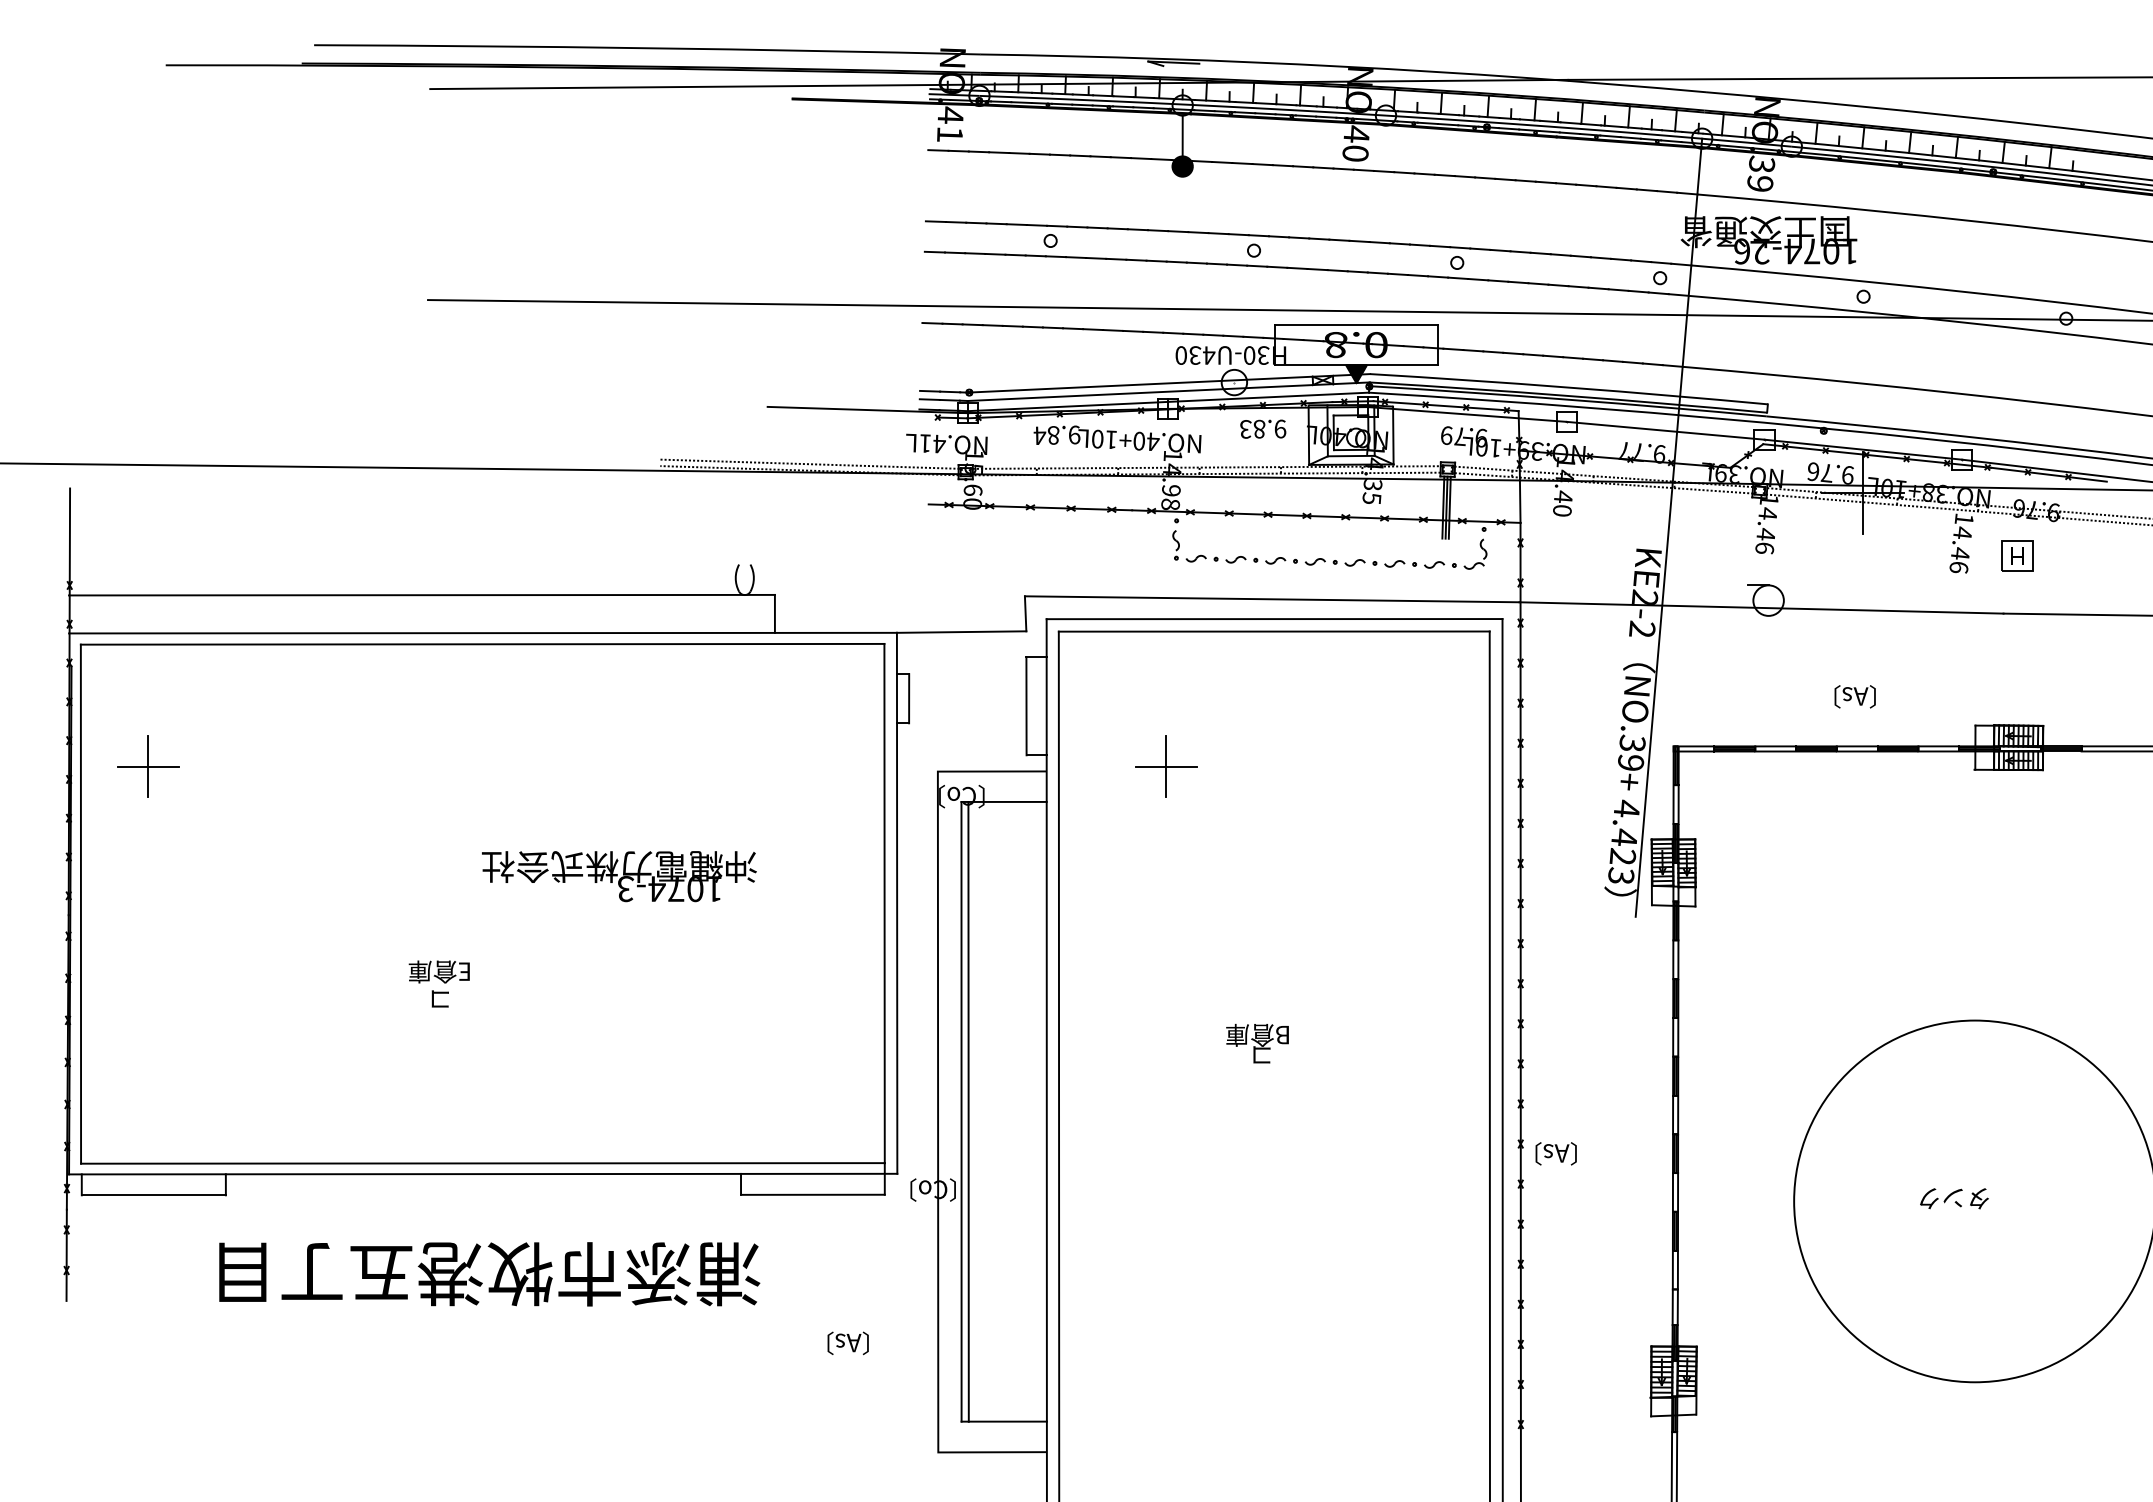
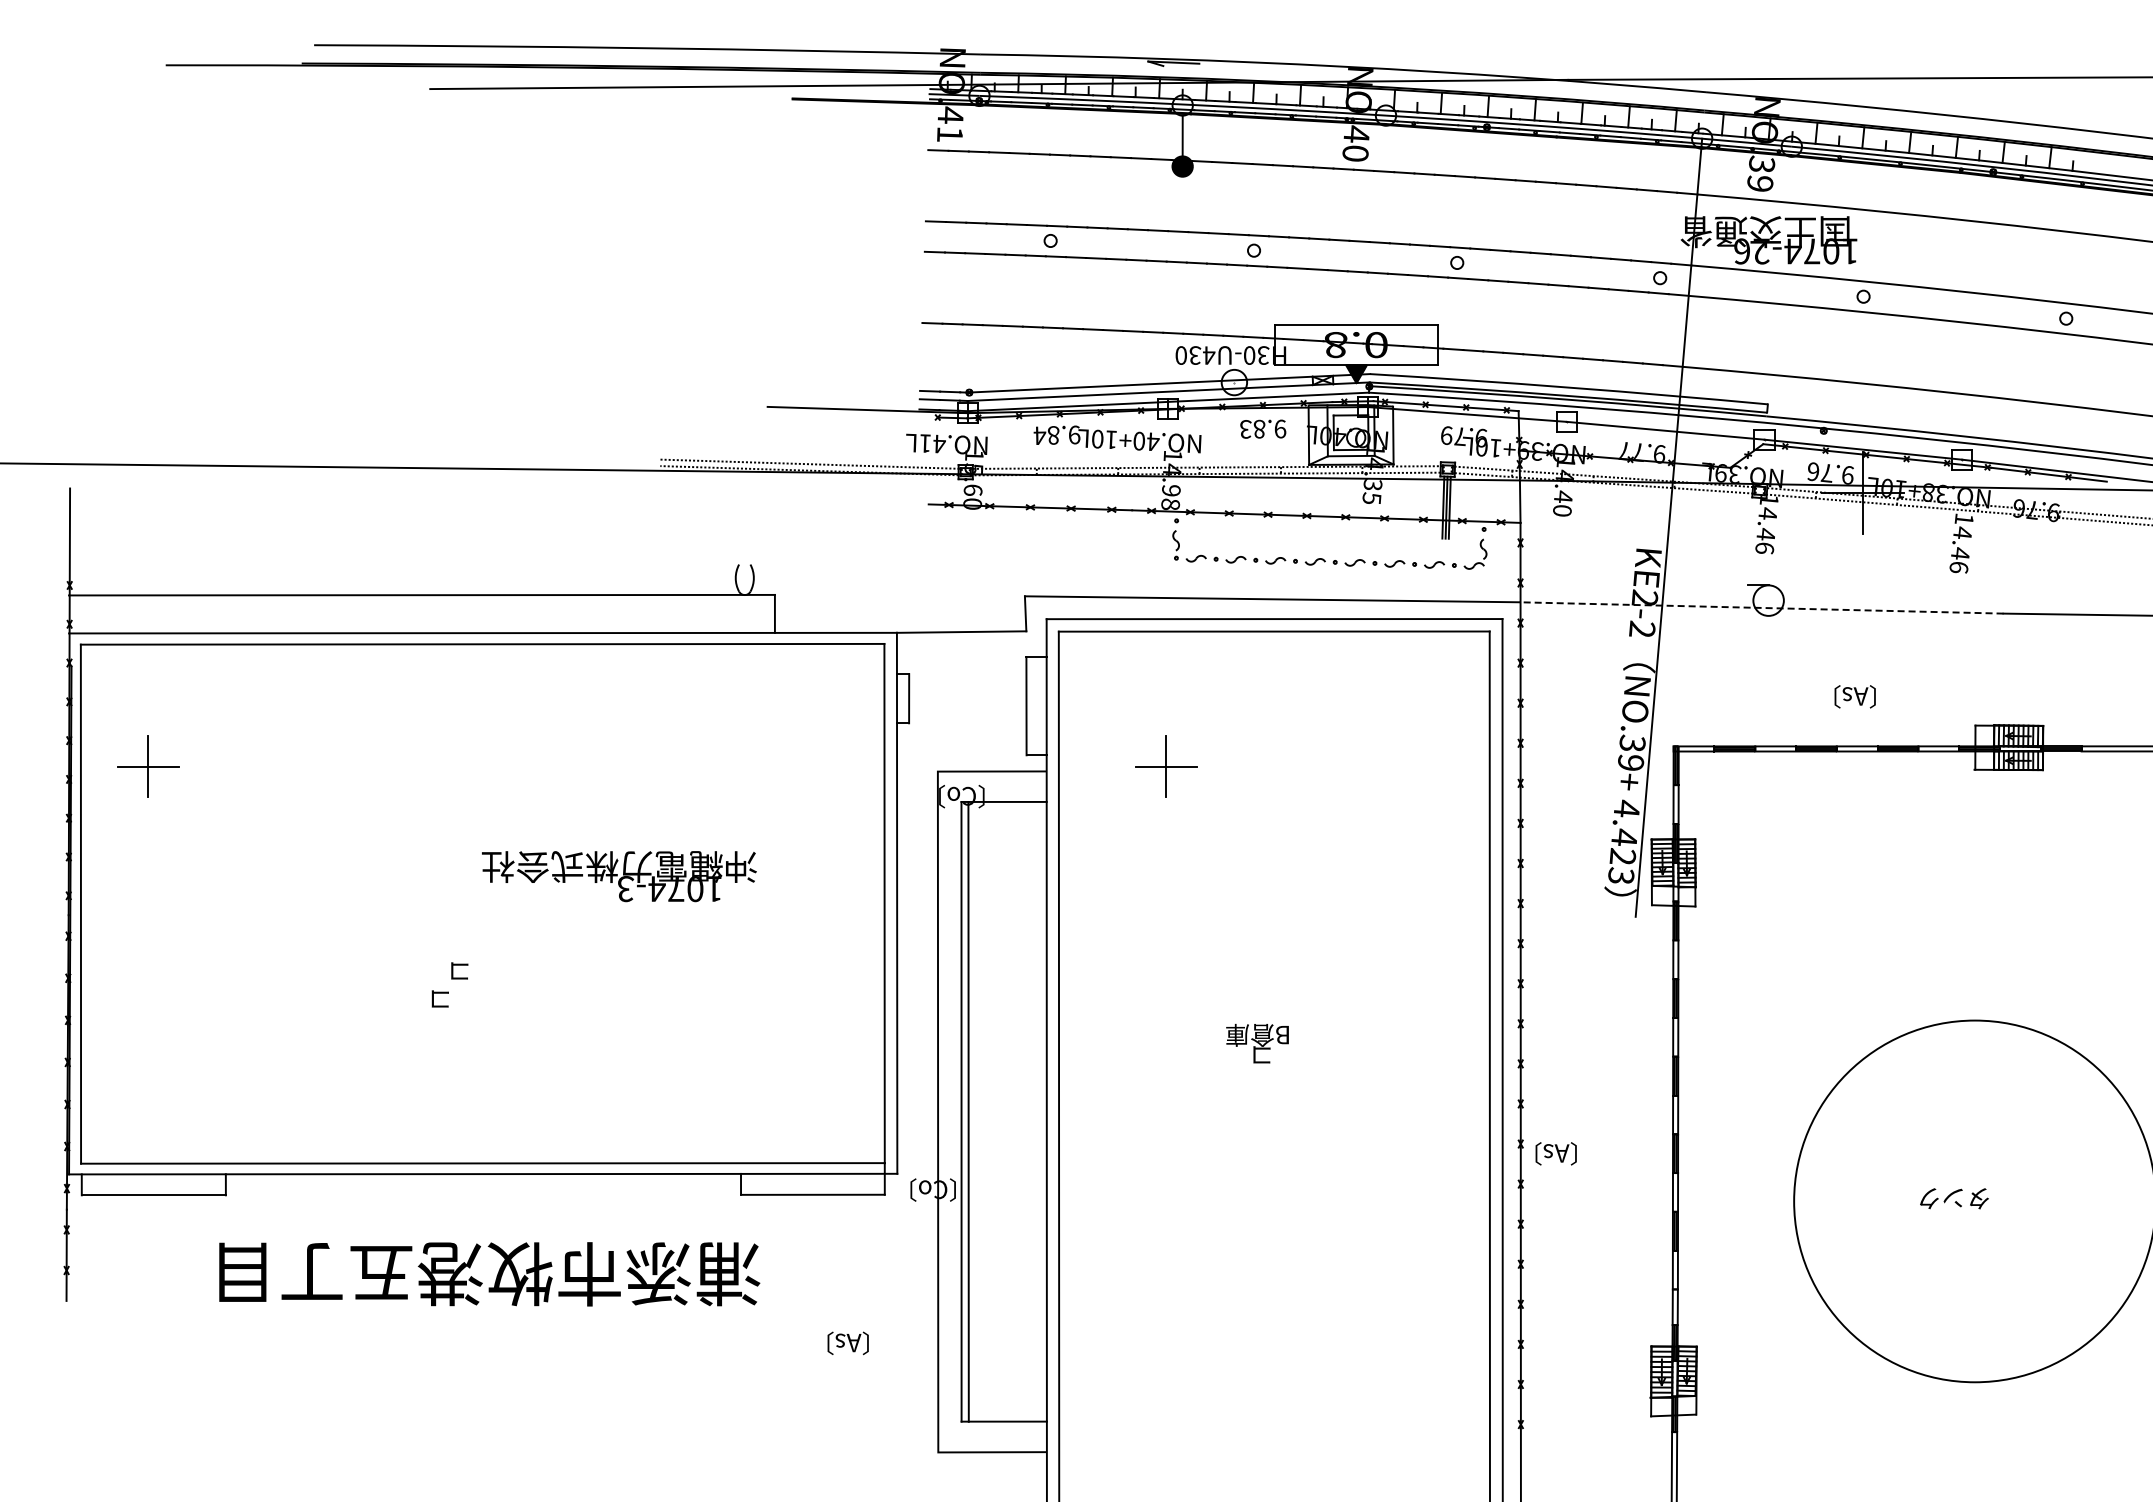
line: present -> none (1288, 310)
part: present -> none (2017, 555)
line: solid -> dashed (1761, 607)
text: E倉庫 -> コ (438, 971)
